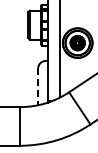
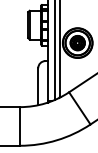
line: none -> present (55, 50)
line: dashed -> solid (38, 87)
